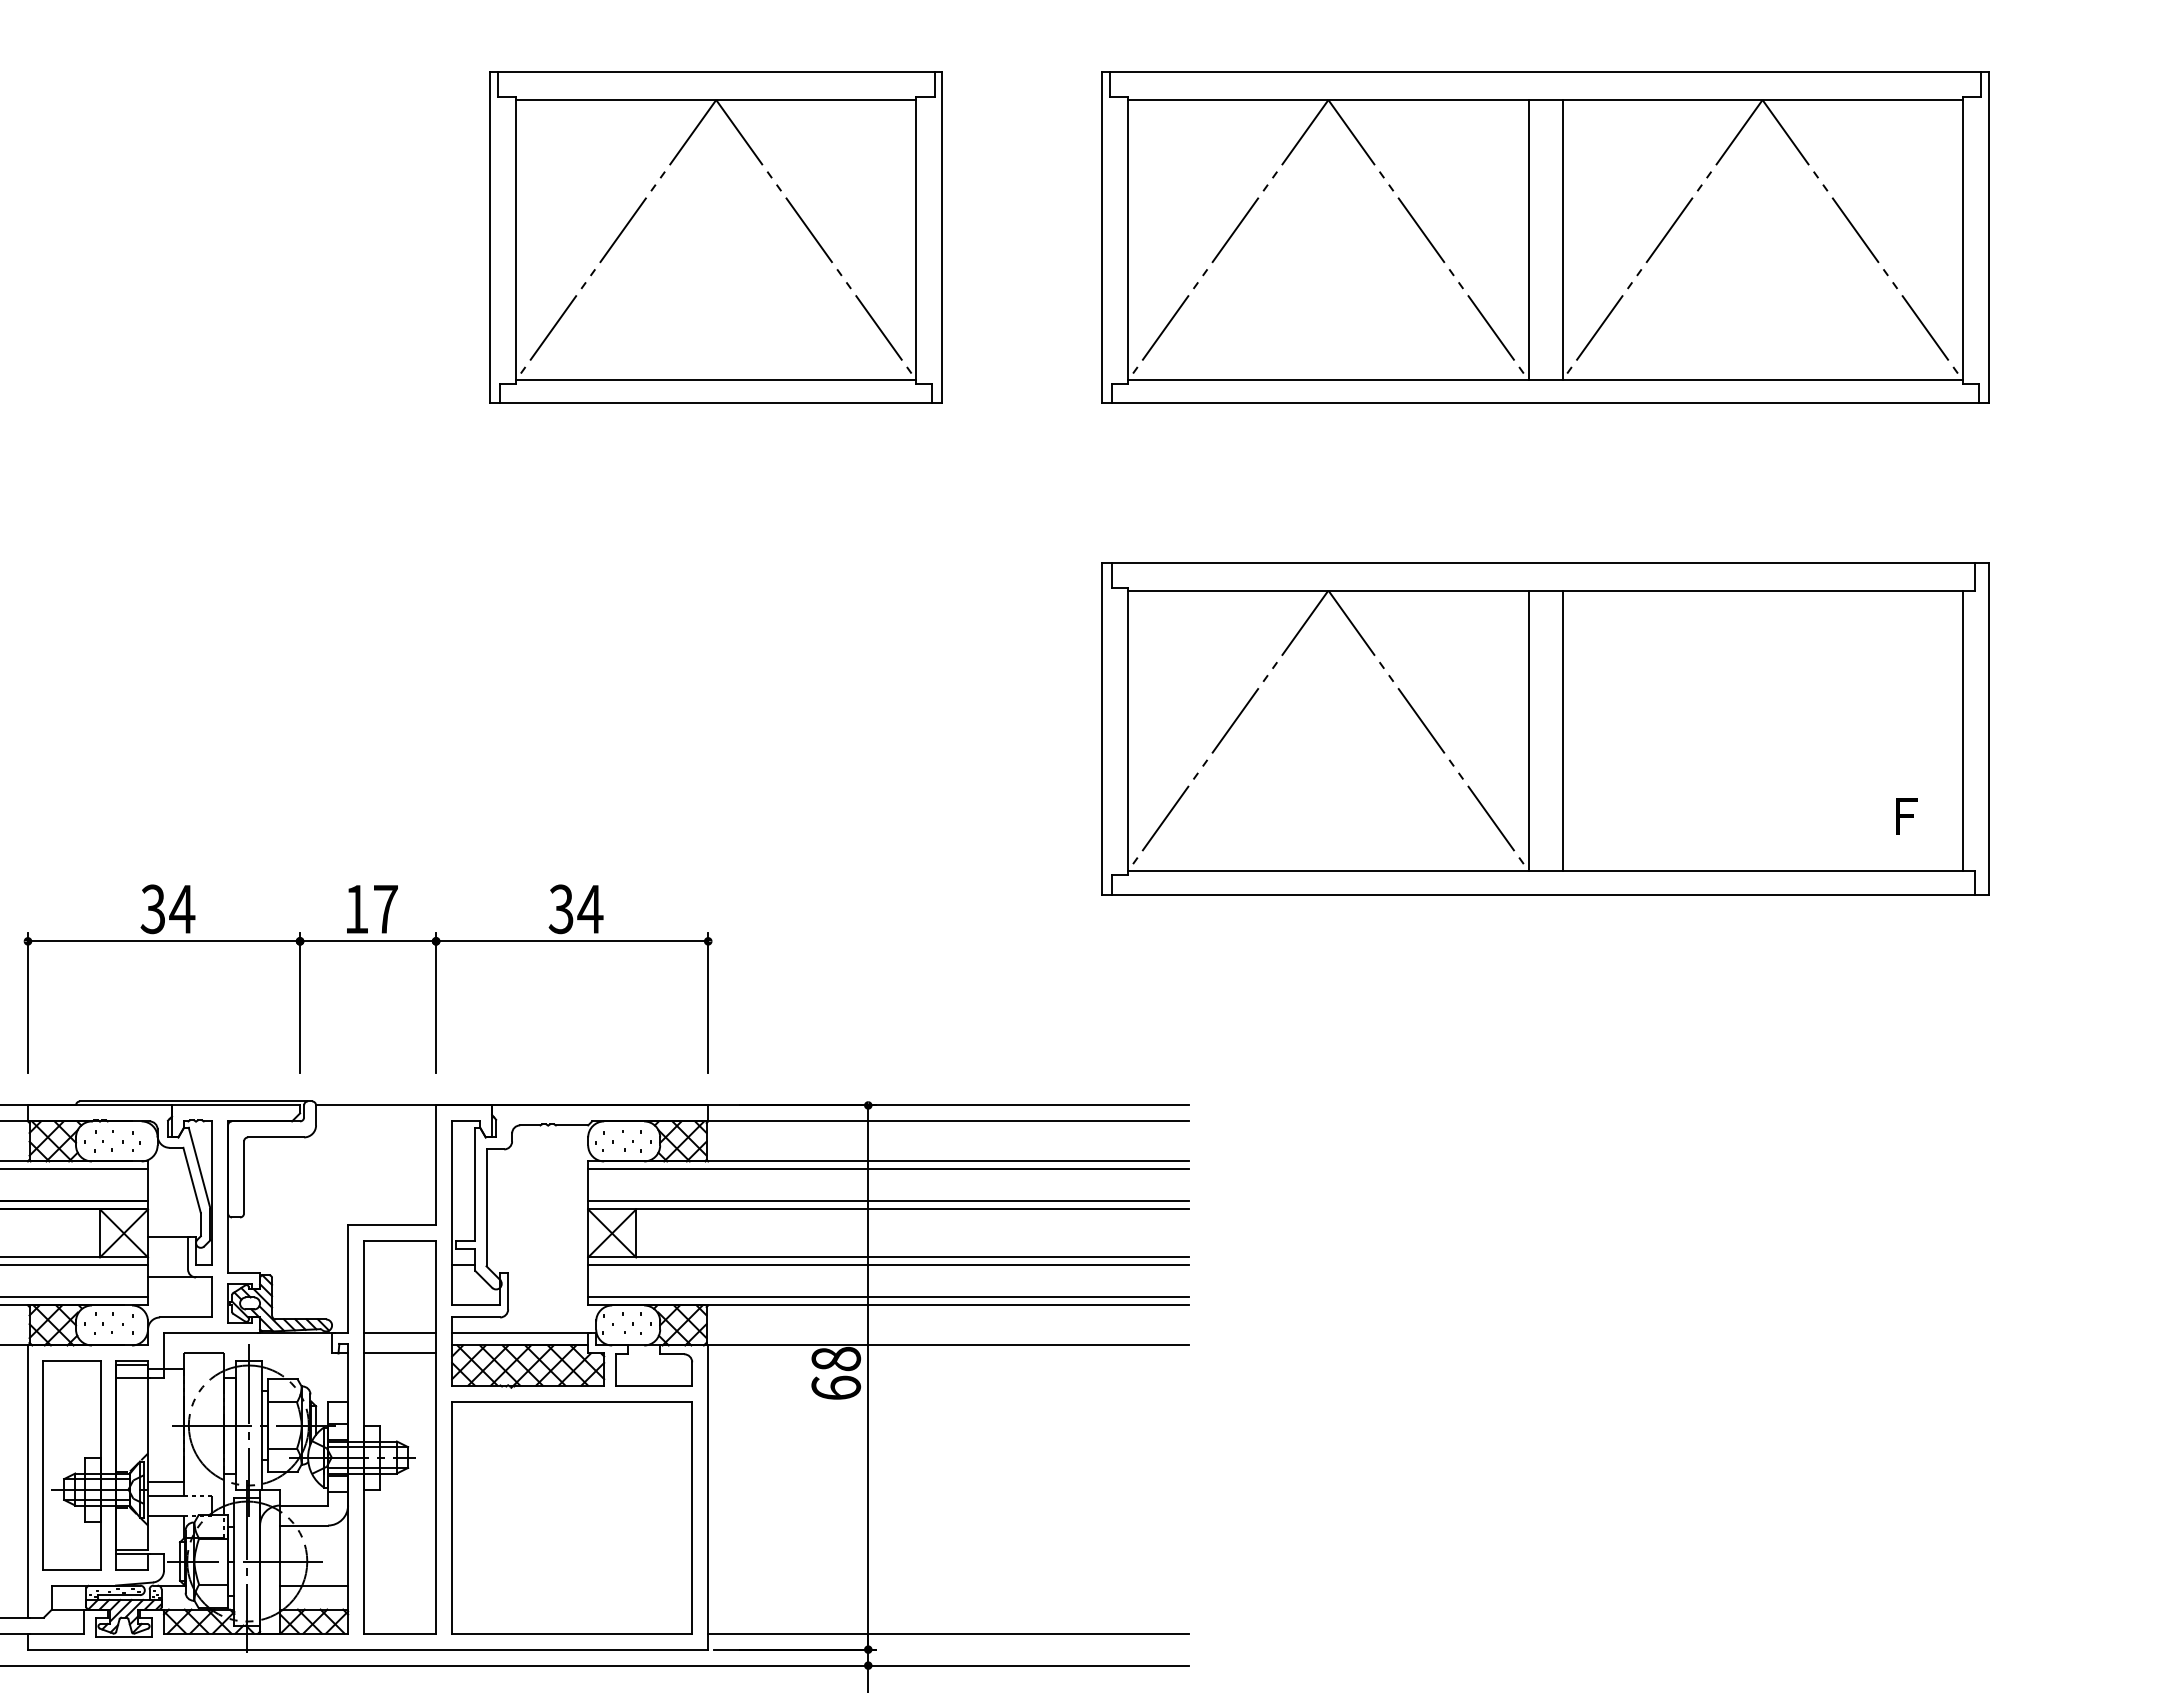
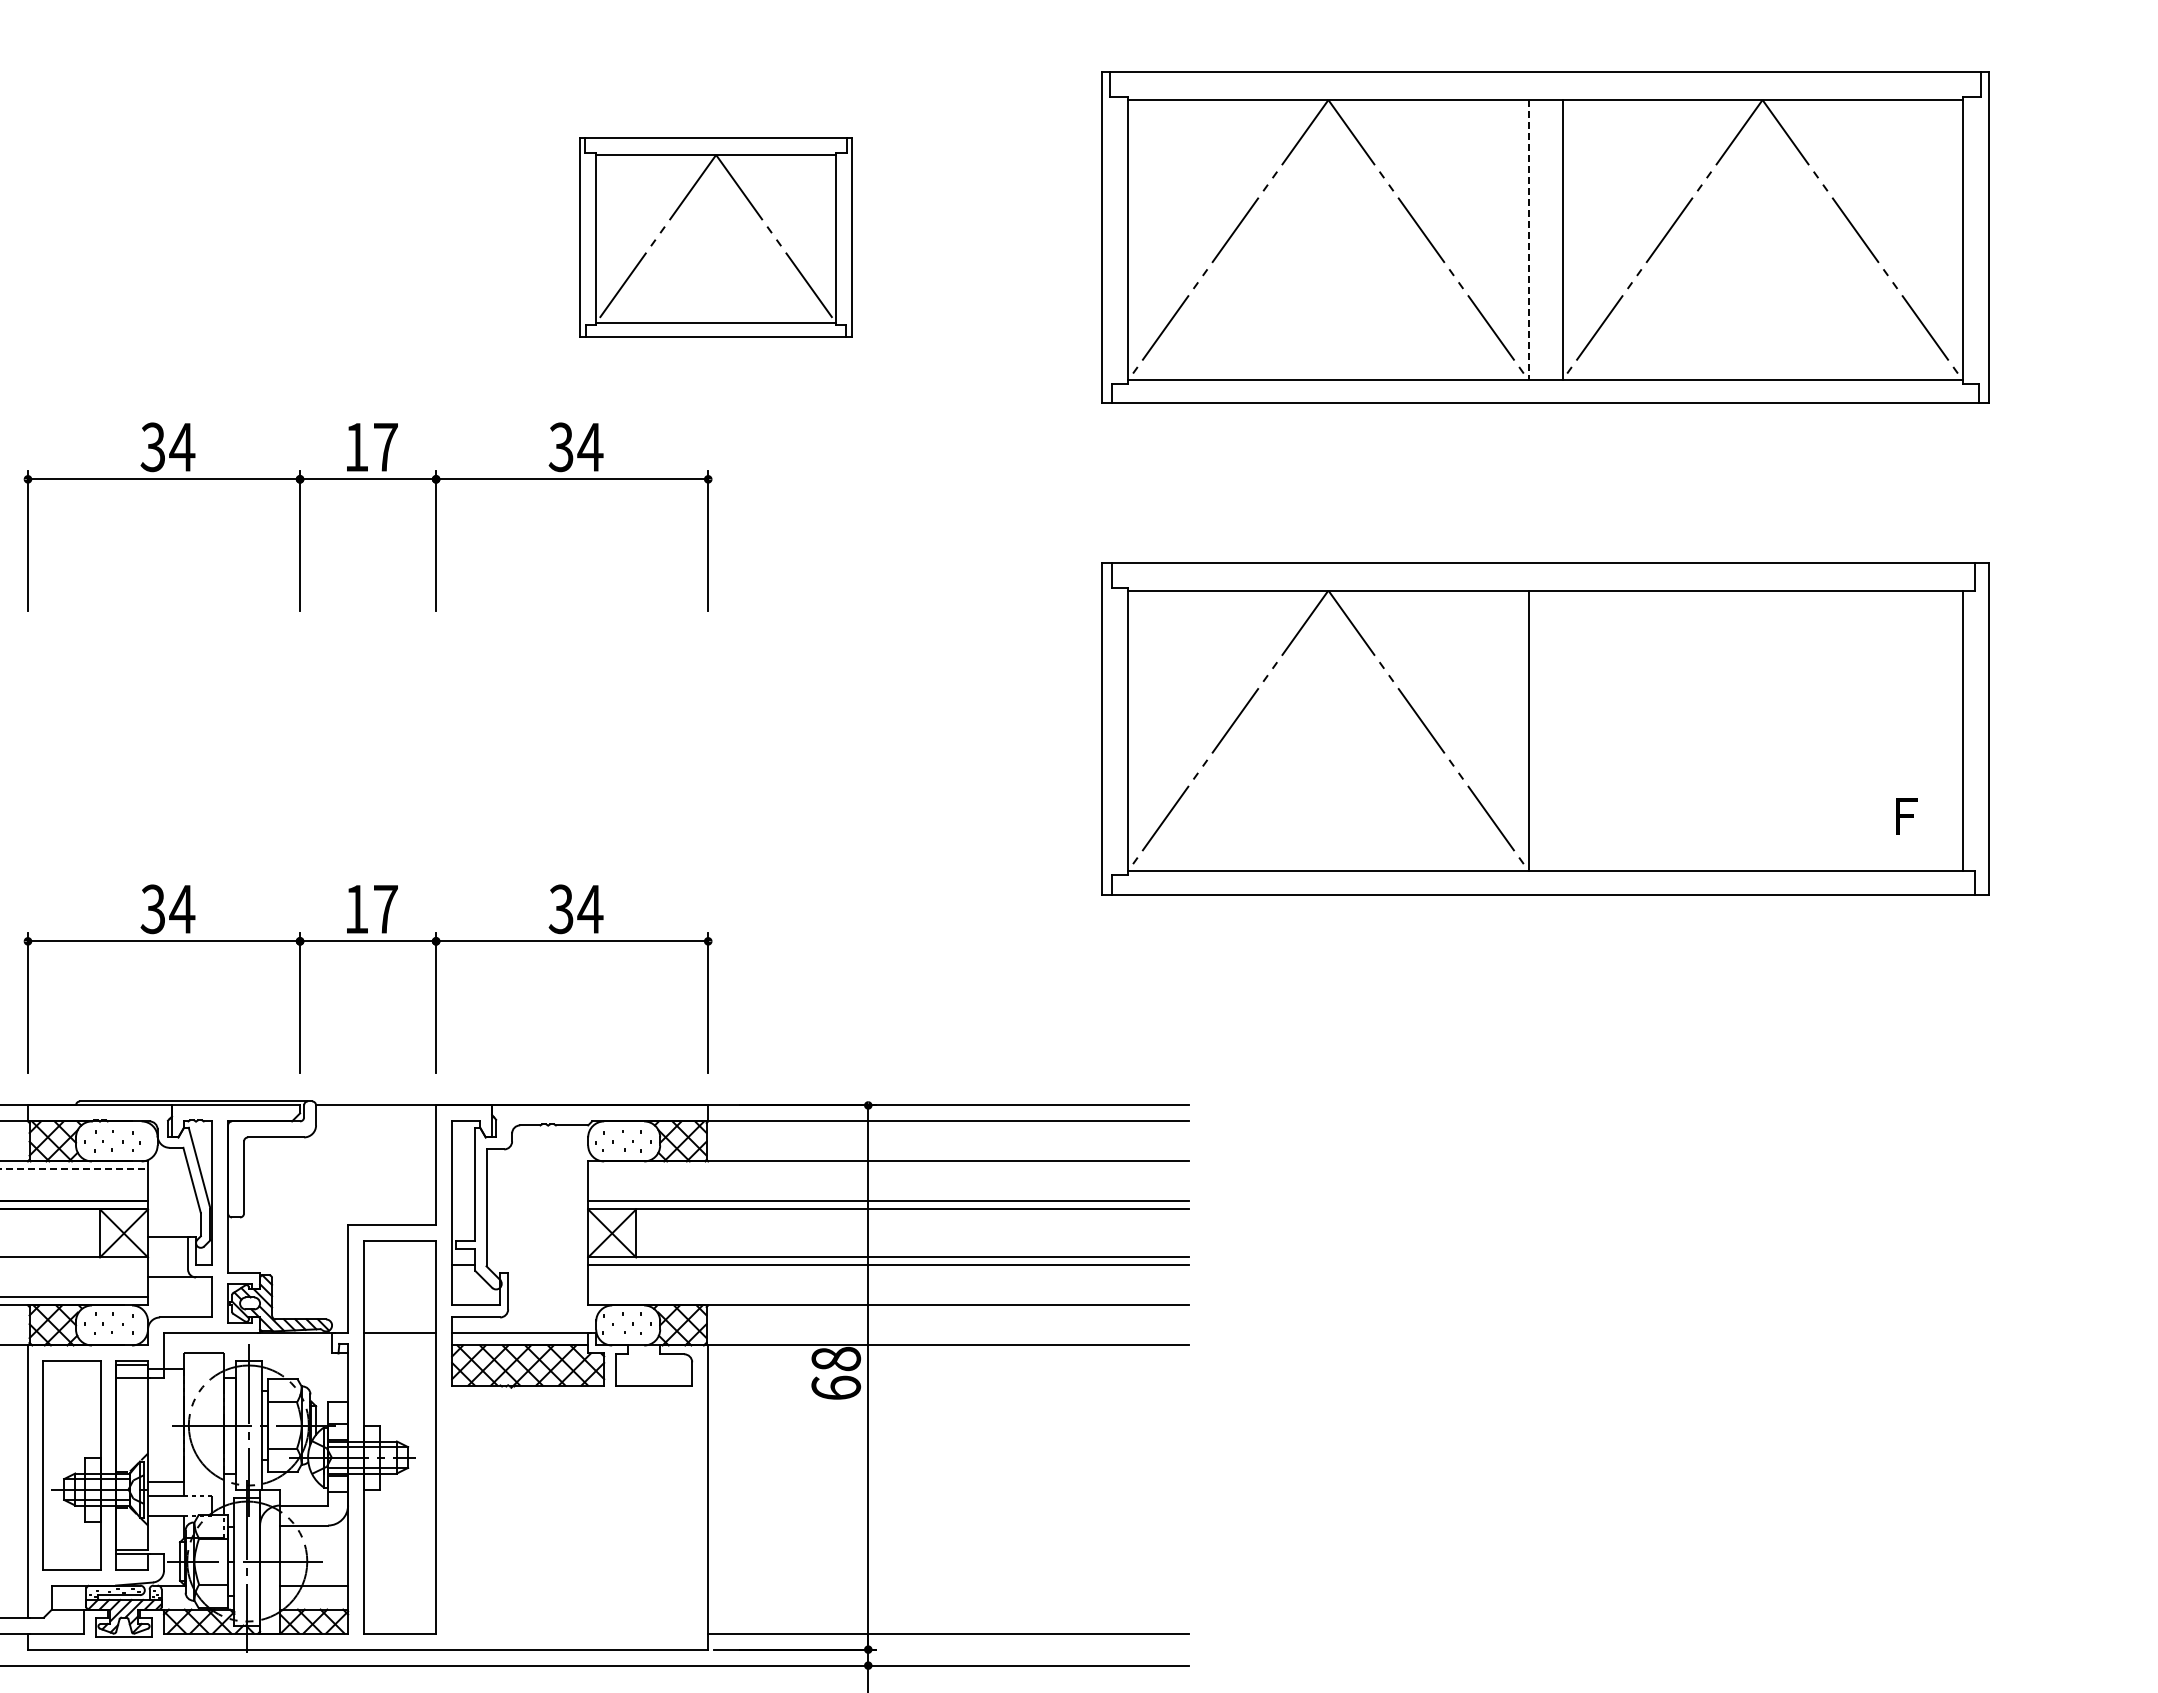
part size: 454x333 px -> 274x201 px (715, 237)
line: solid -> dashed (1528, 240)
part: none -> present (367, 479)
line: present -> none (1562, 730)
line: solid -> dashed (74, 1169)
line: present -> none (888, 1169)
line: present -> none (75, 1265)
line: present -> none (888, 1297)
line: present -> none (400, 1353)
part: present -> none (571, 1517)
